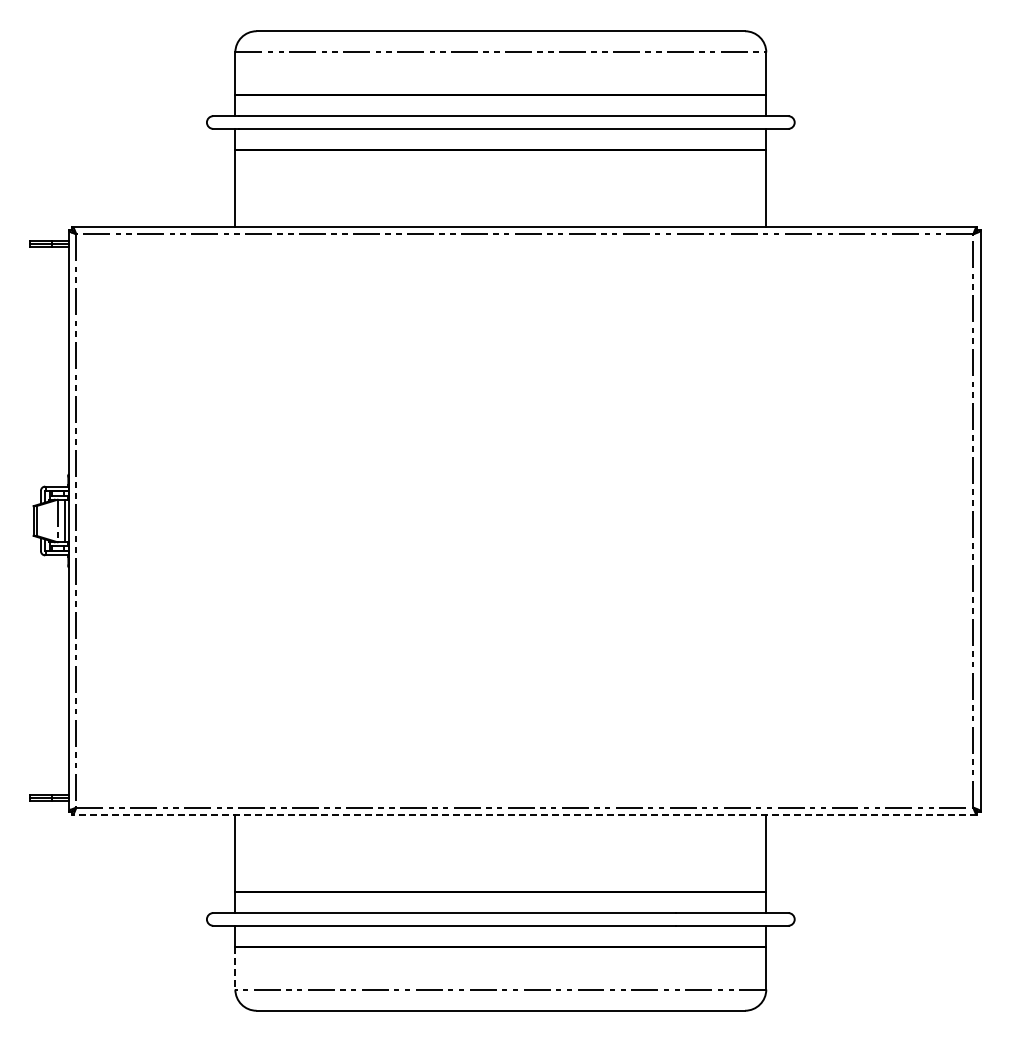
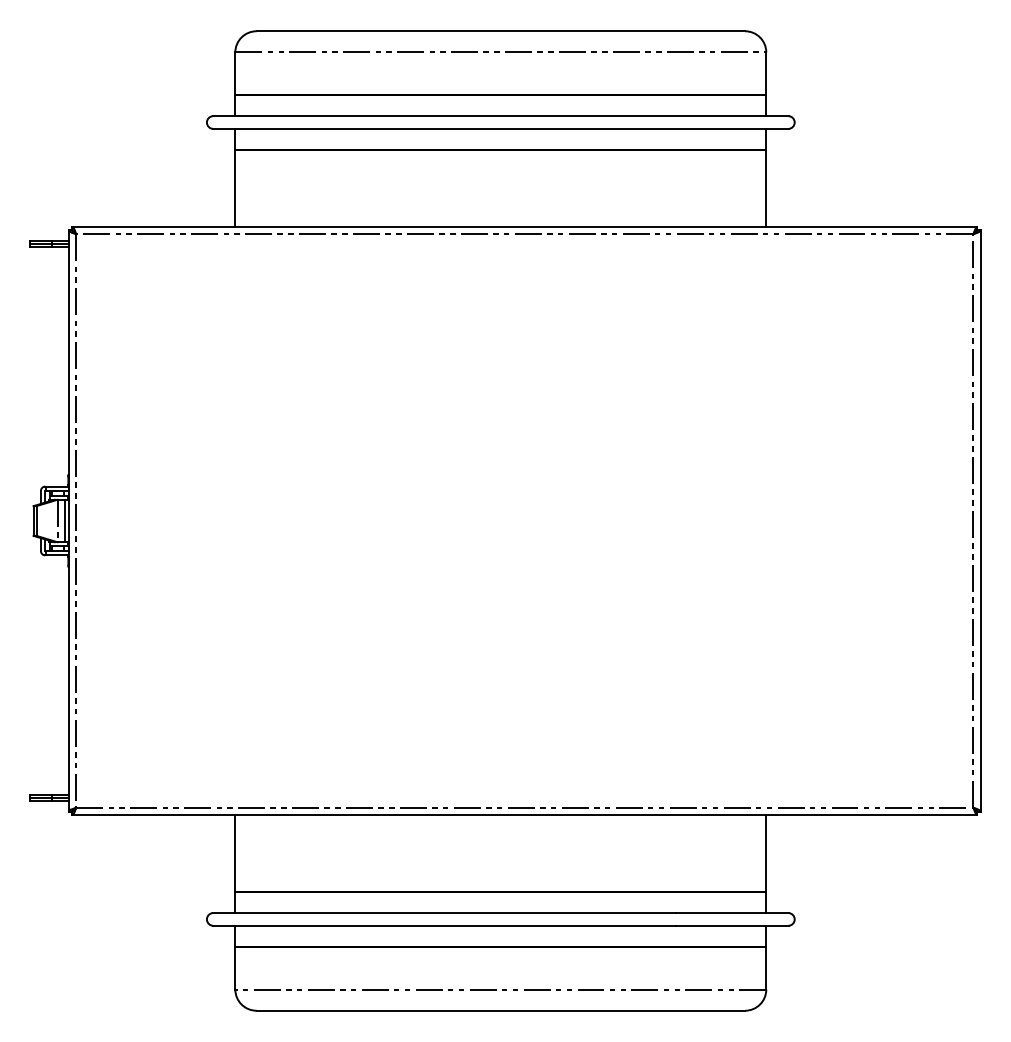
line: dashed -> solid (524, 814)
line: dashed -> solid (235, 968)
